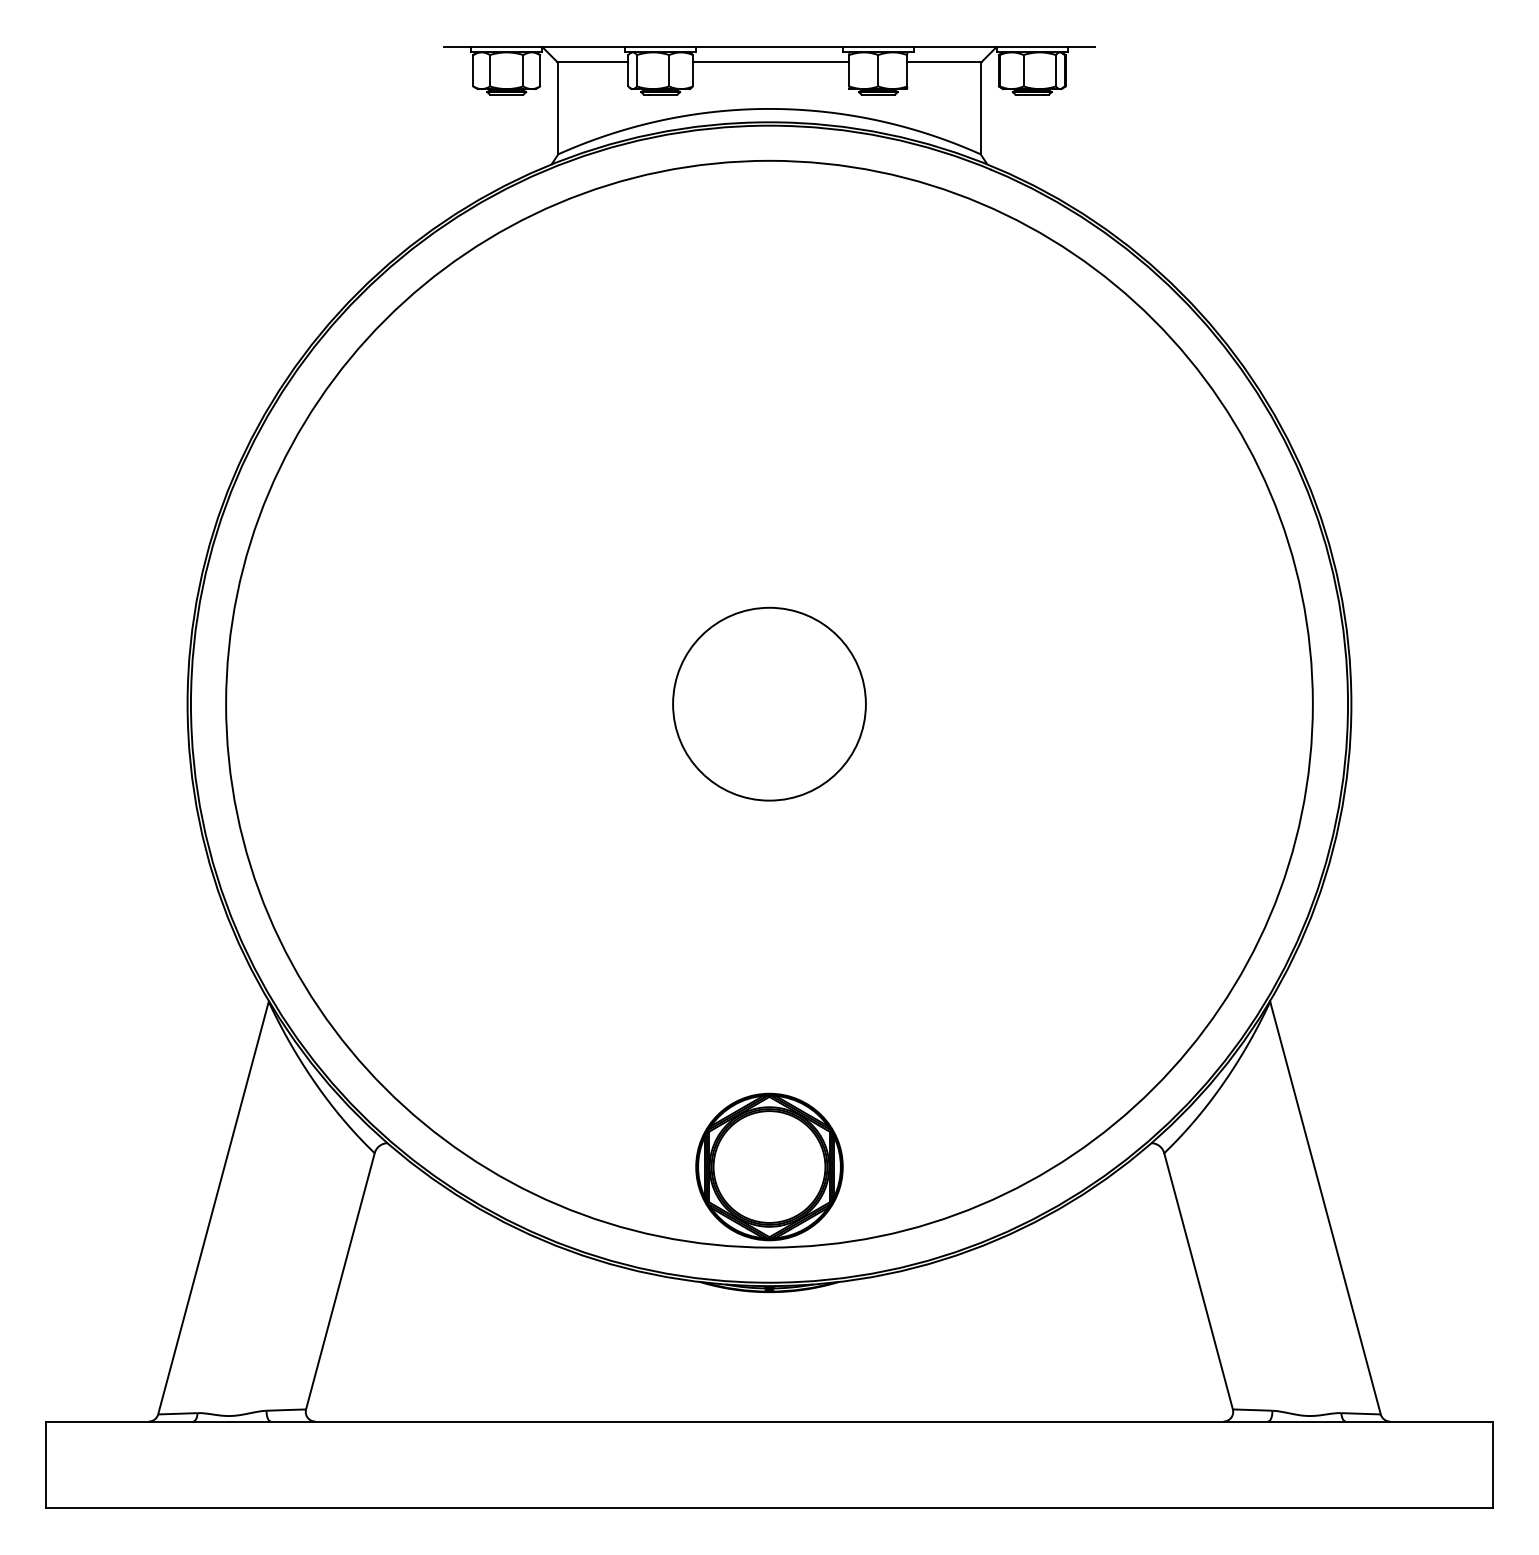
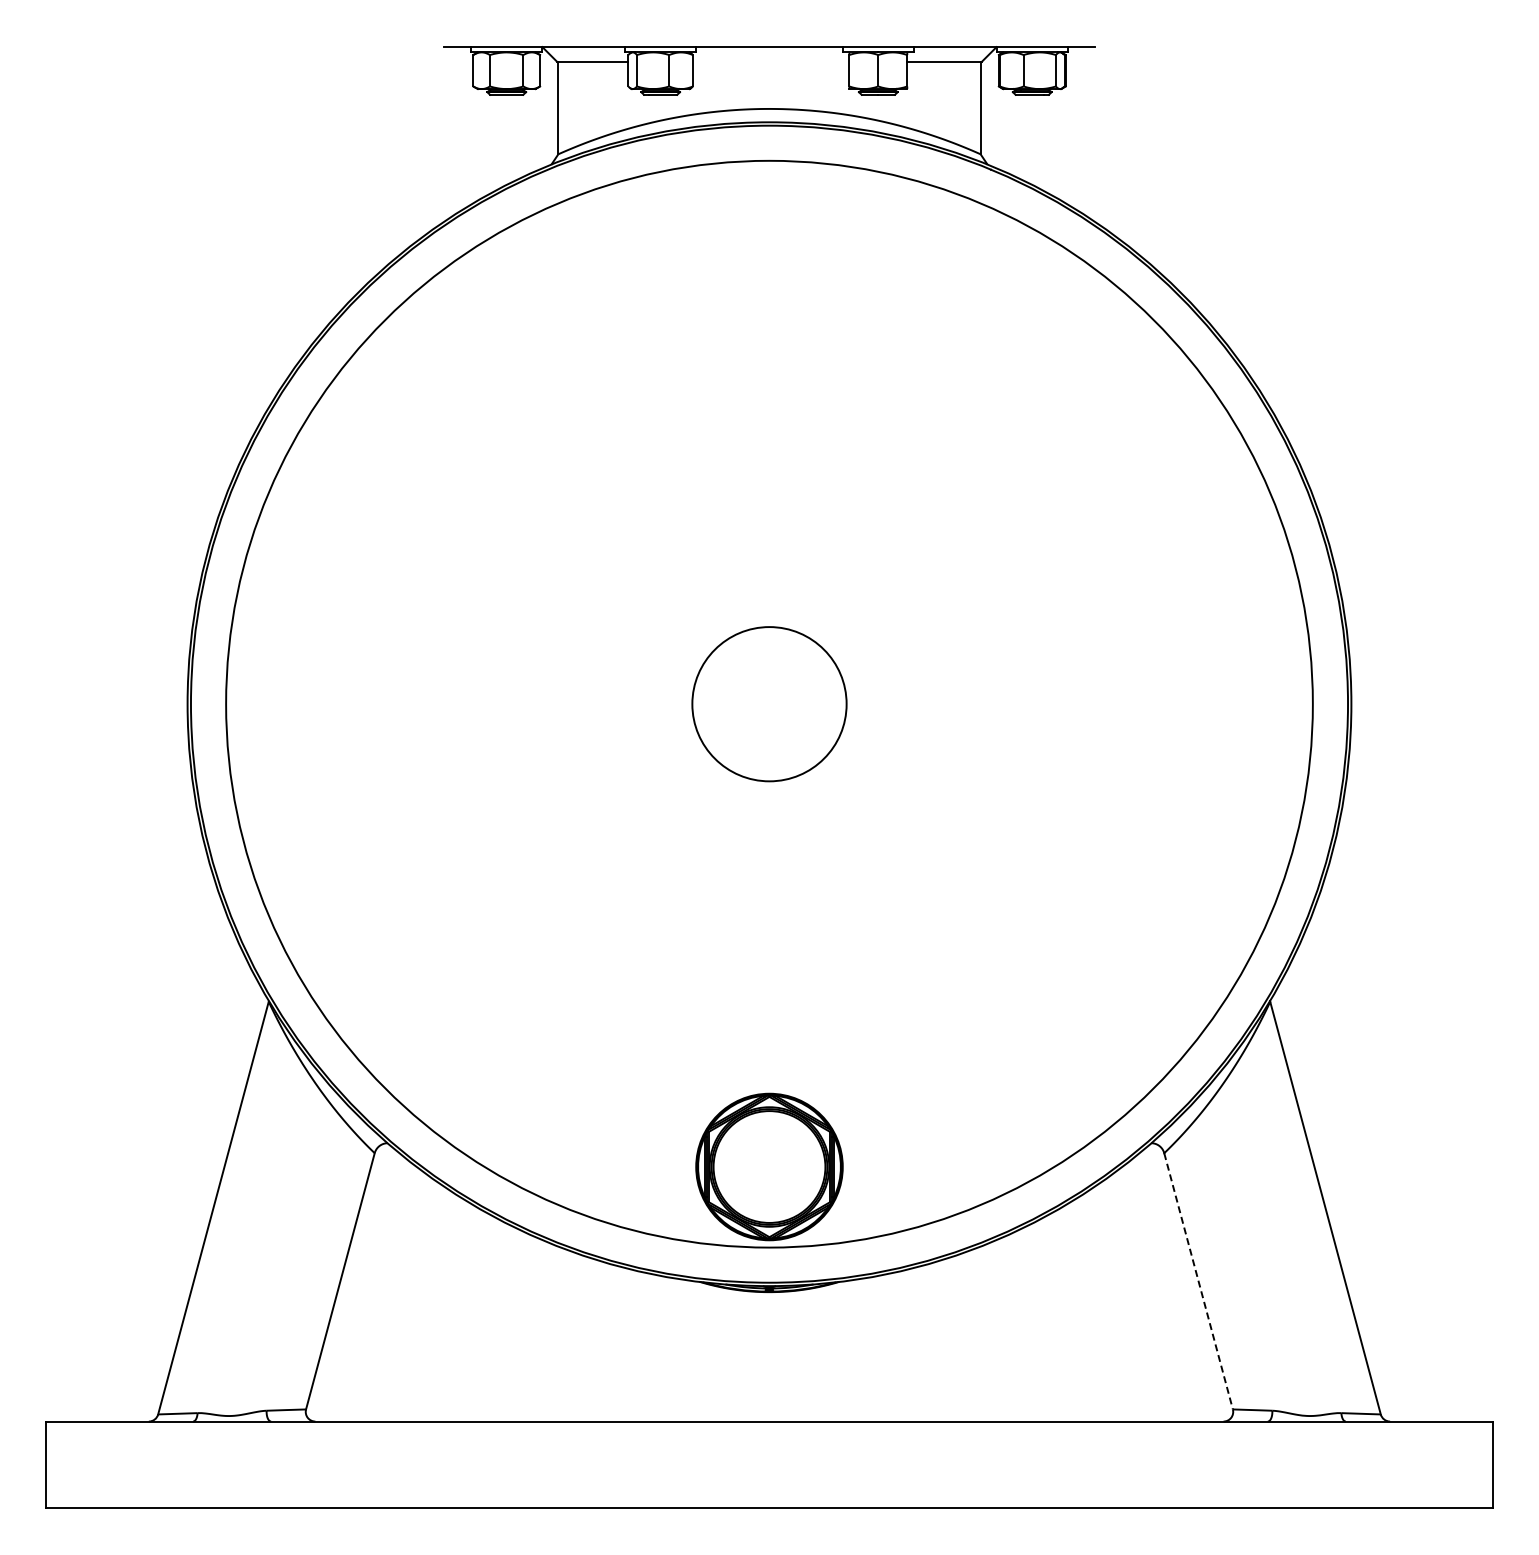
line: present -> none (770, 62)
circle diameter: 193 px -> 154 px (769, 704)
line: solid -> dashed (1198, 1281)
